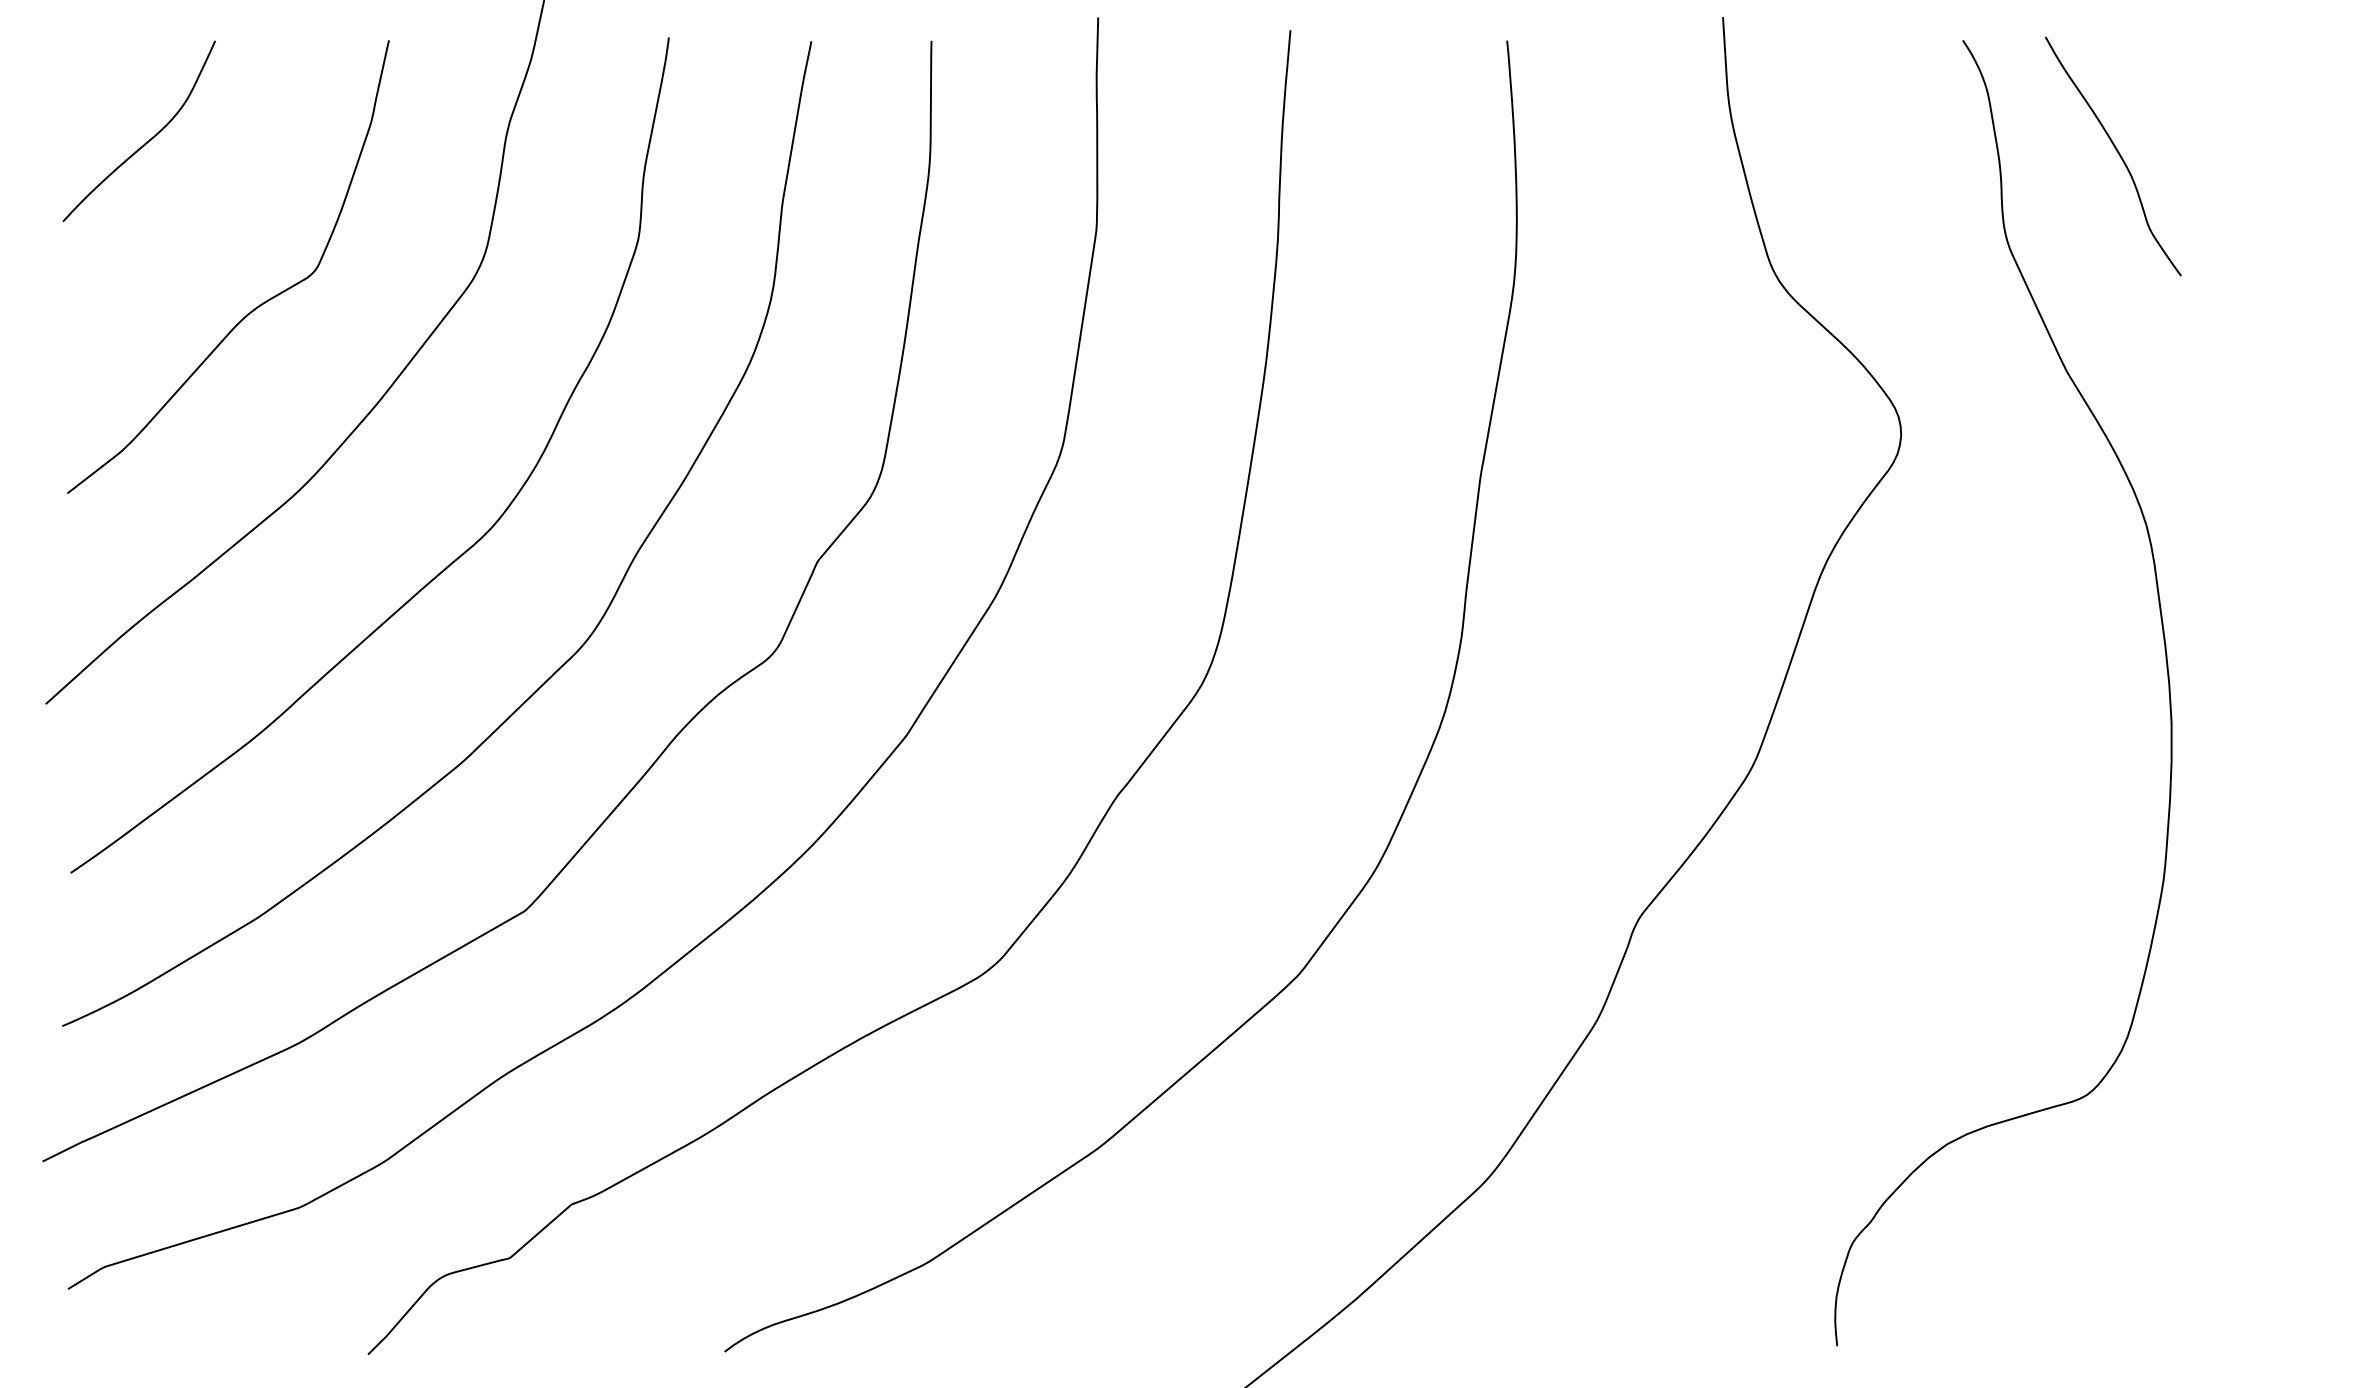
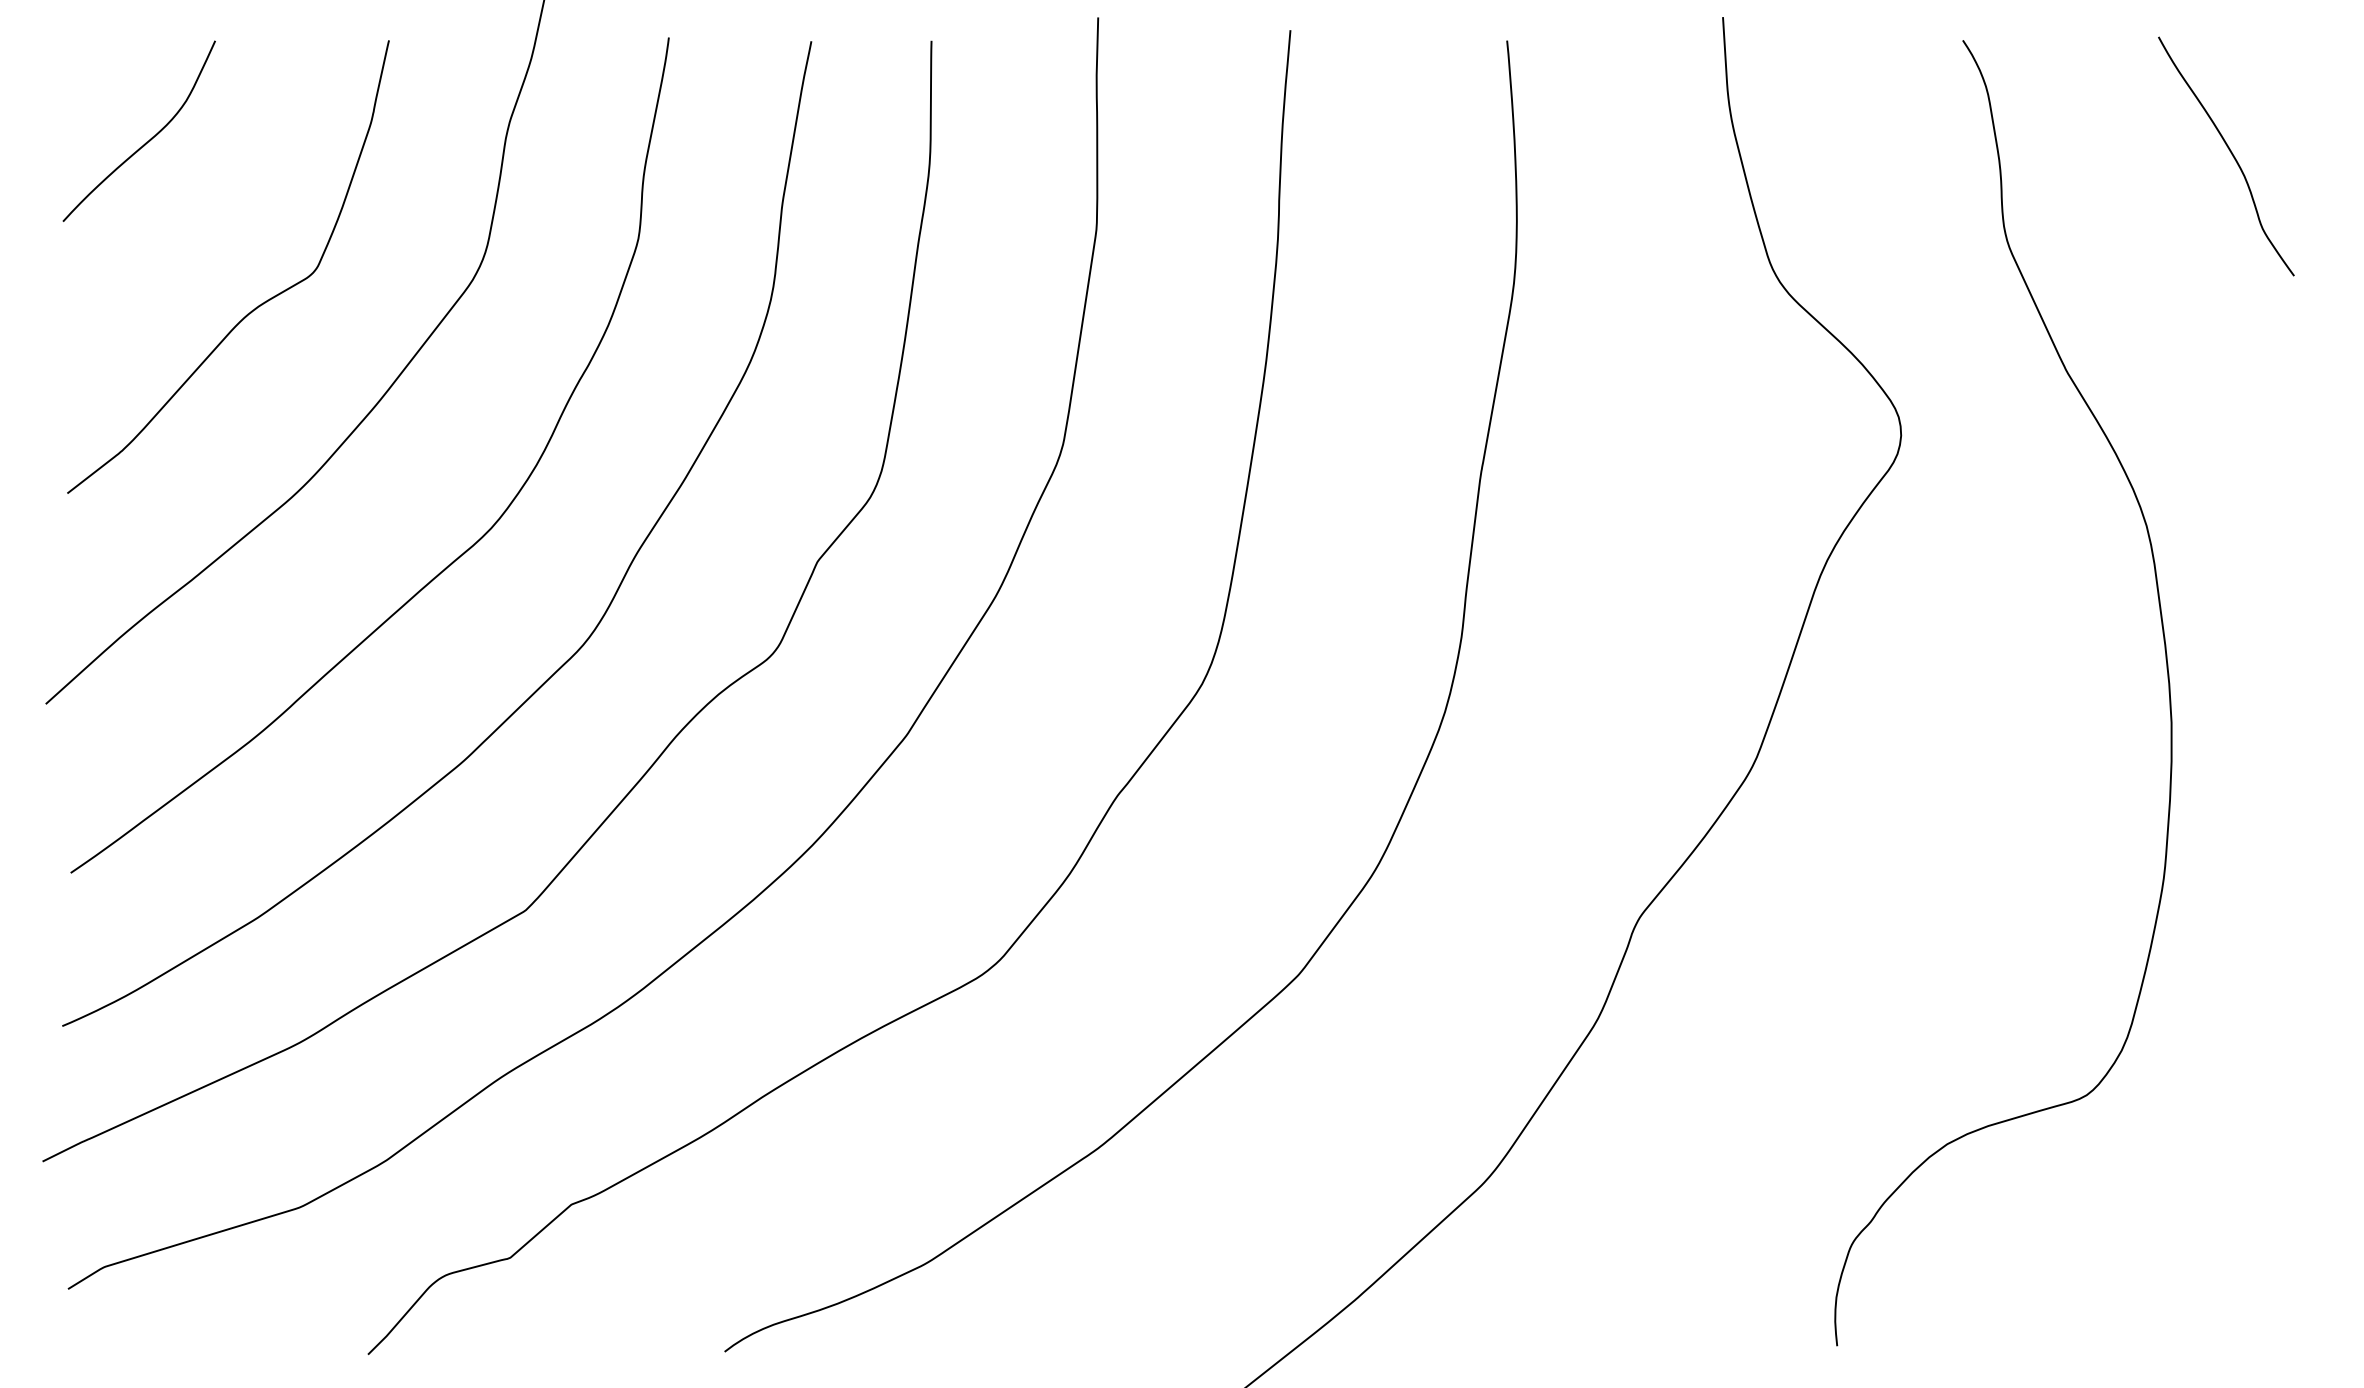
curve position: (2117, 153) -> (2230, 153) (2230, 153)
